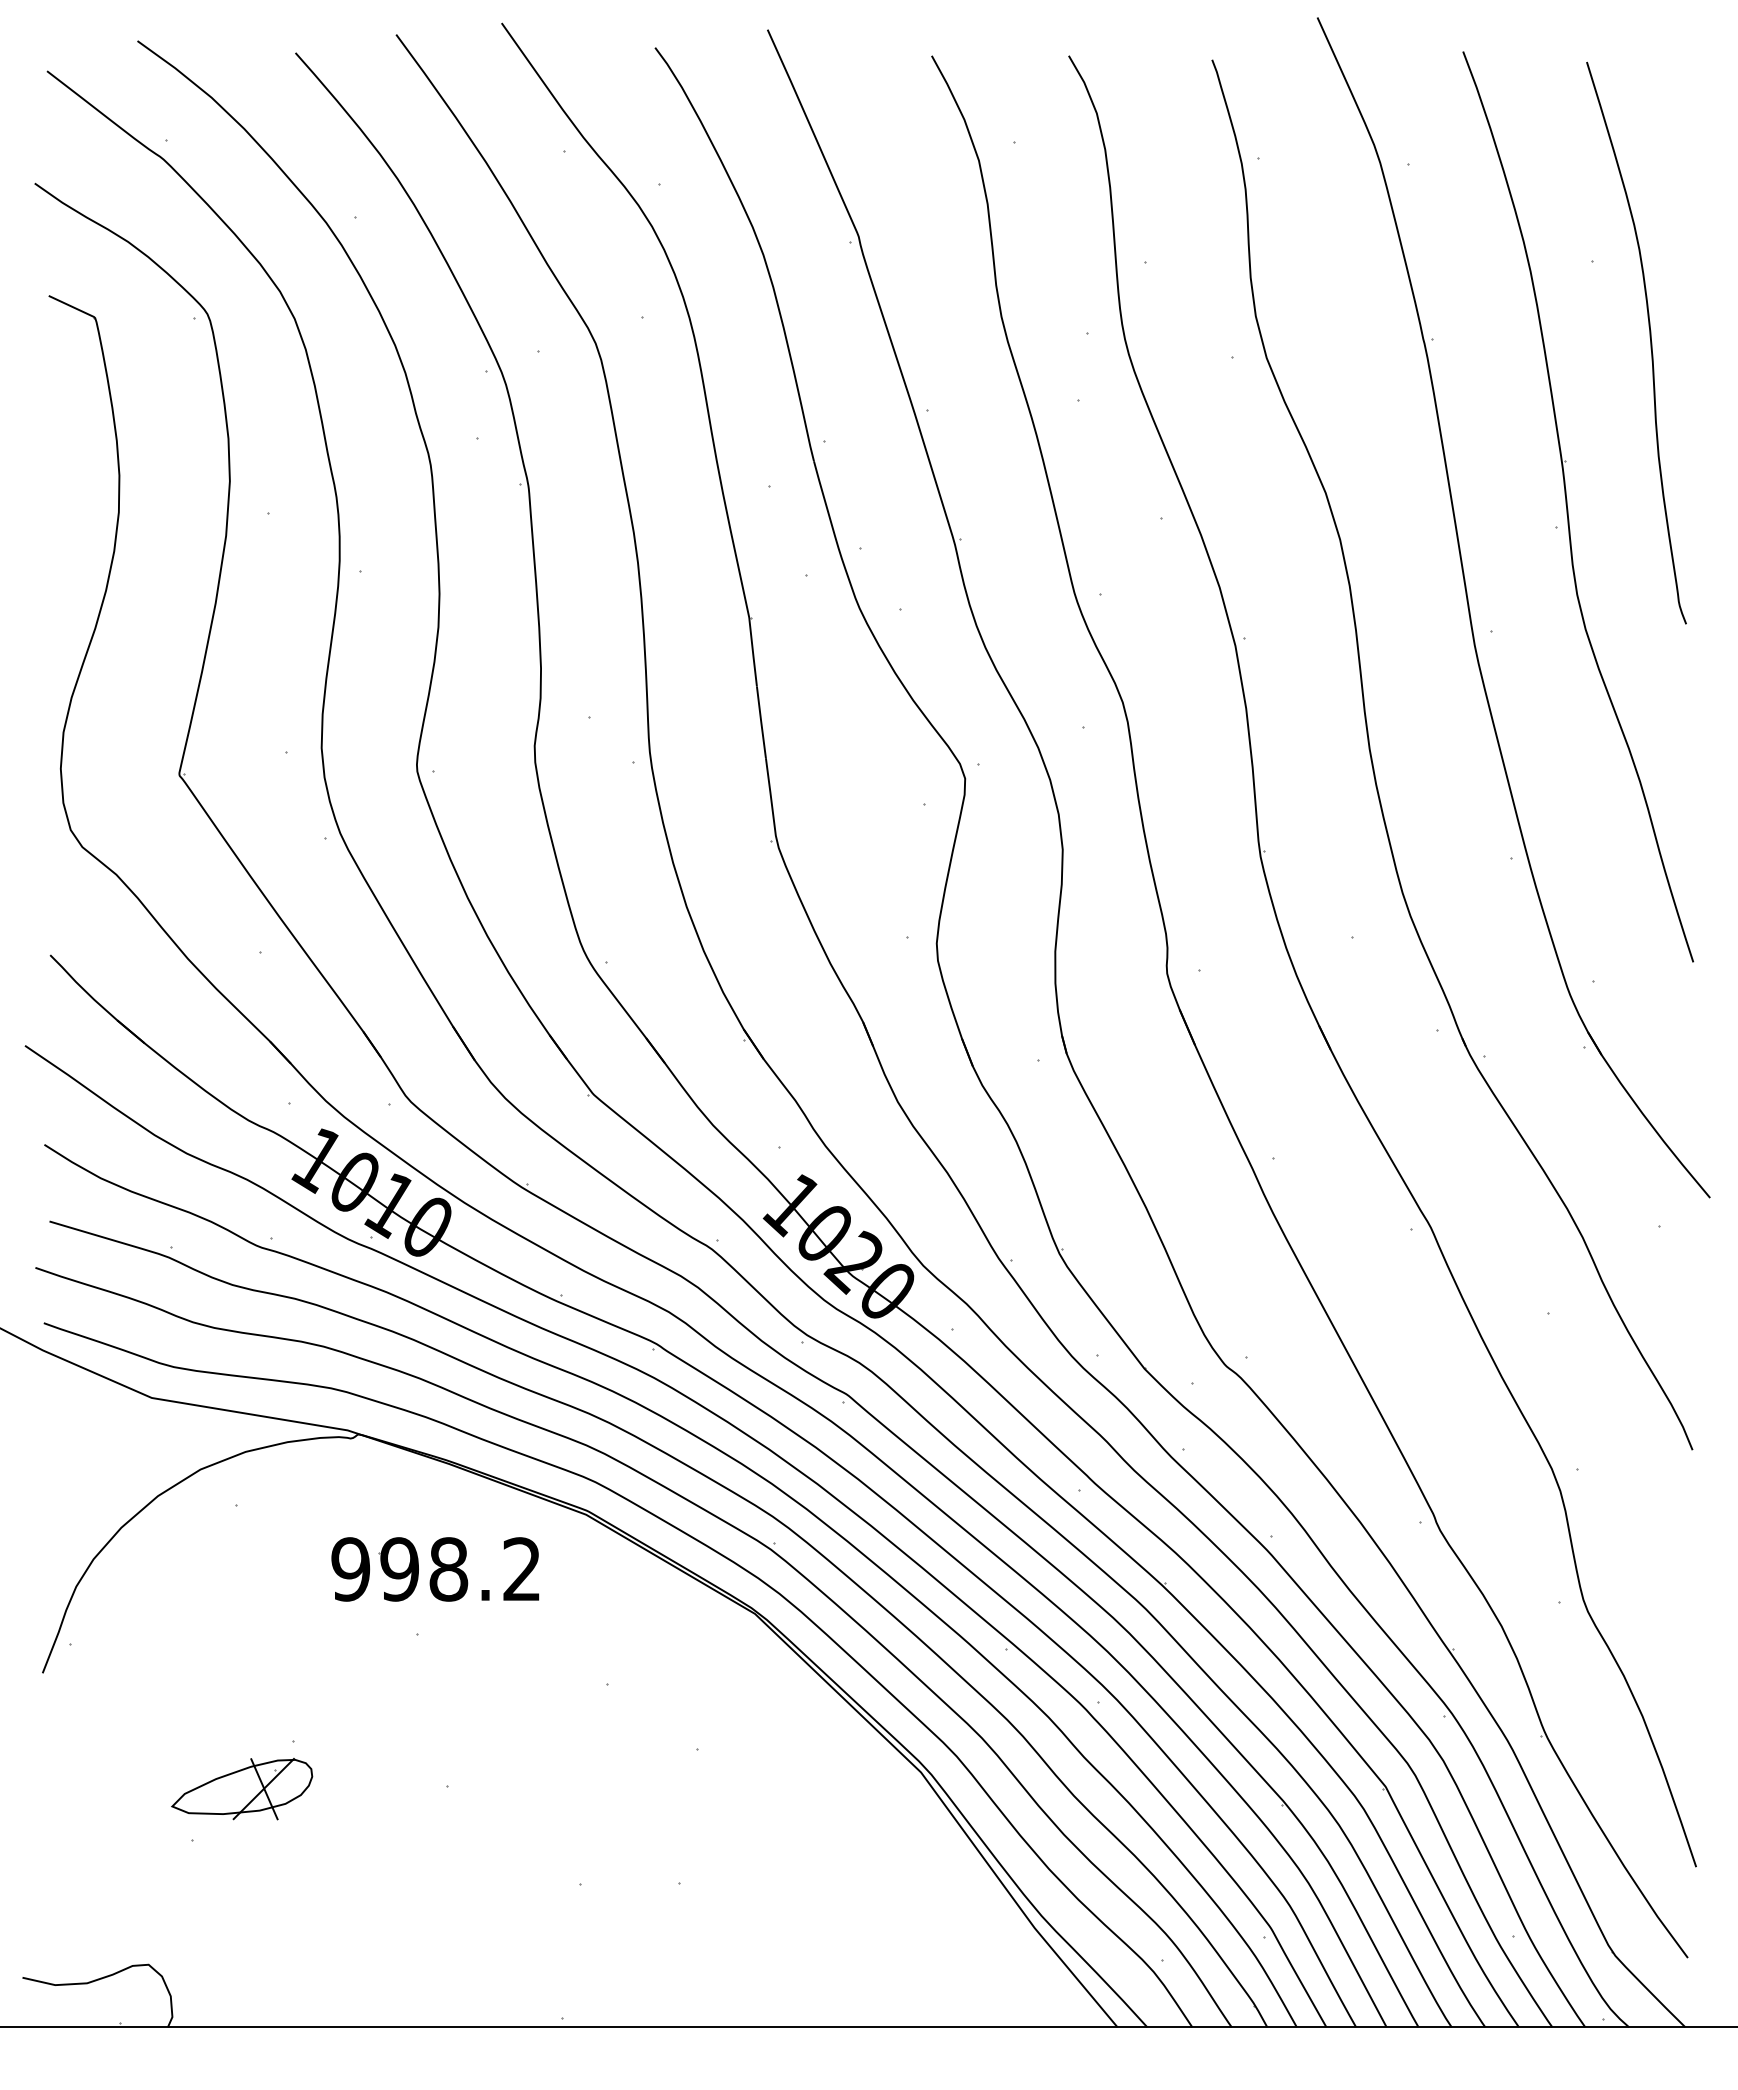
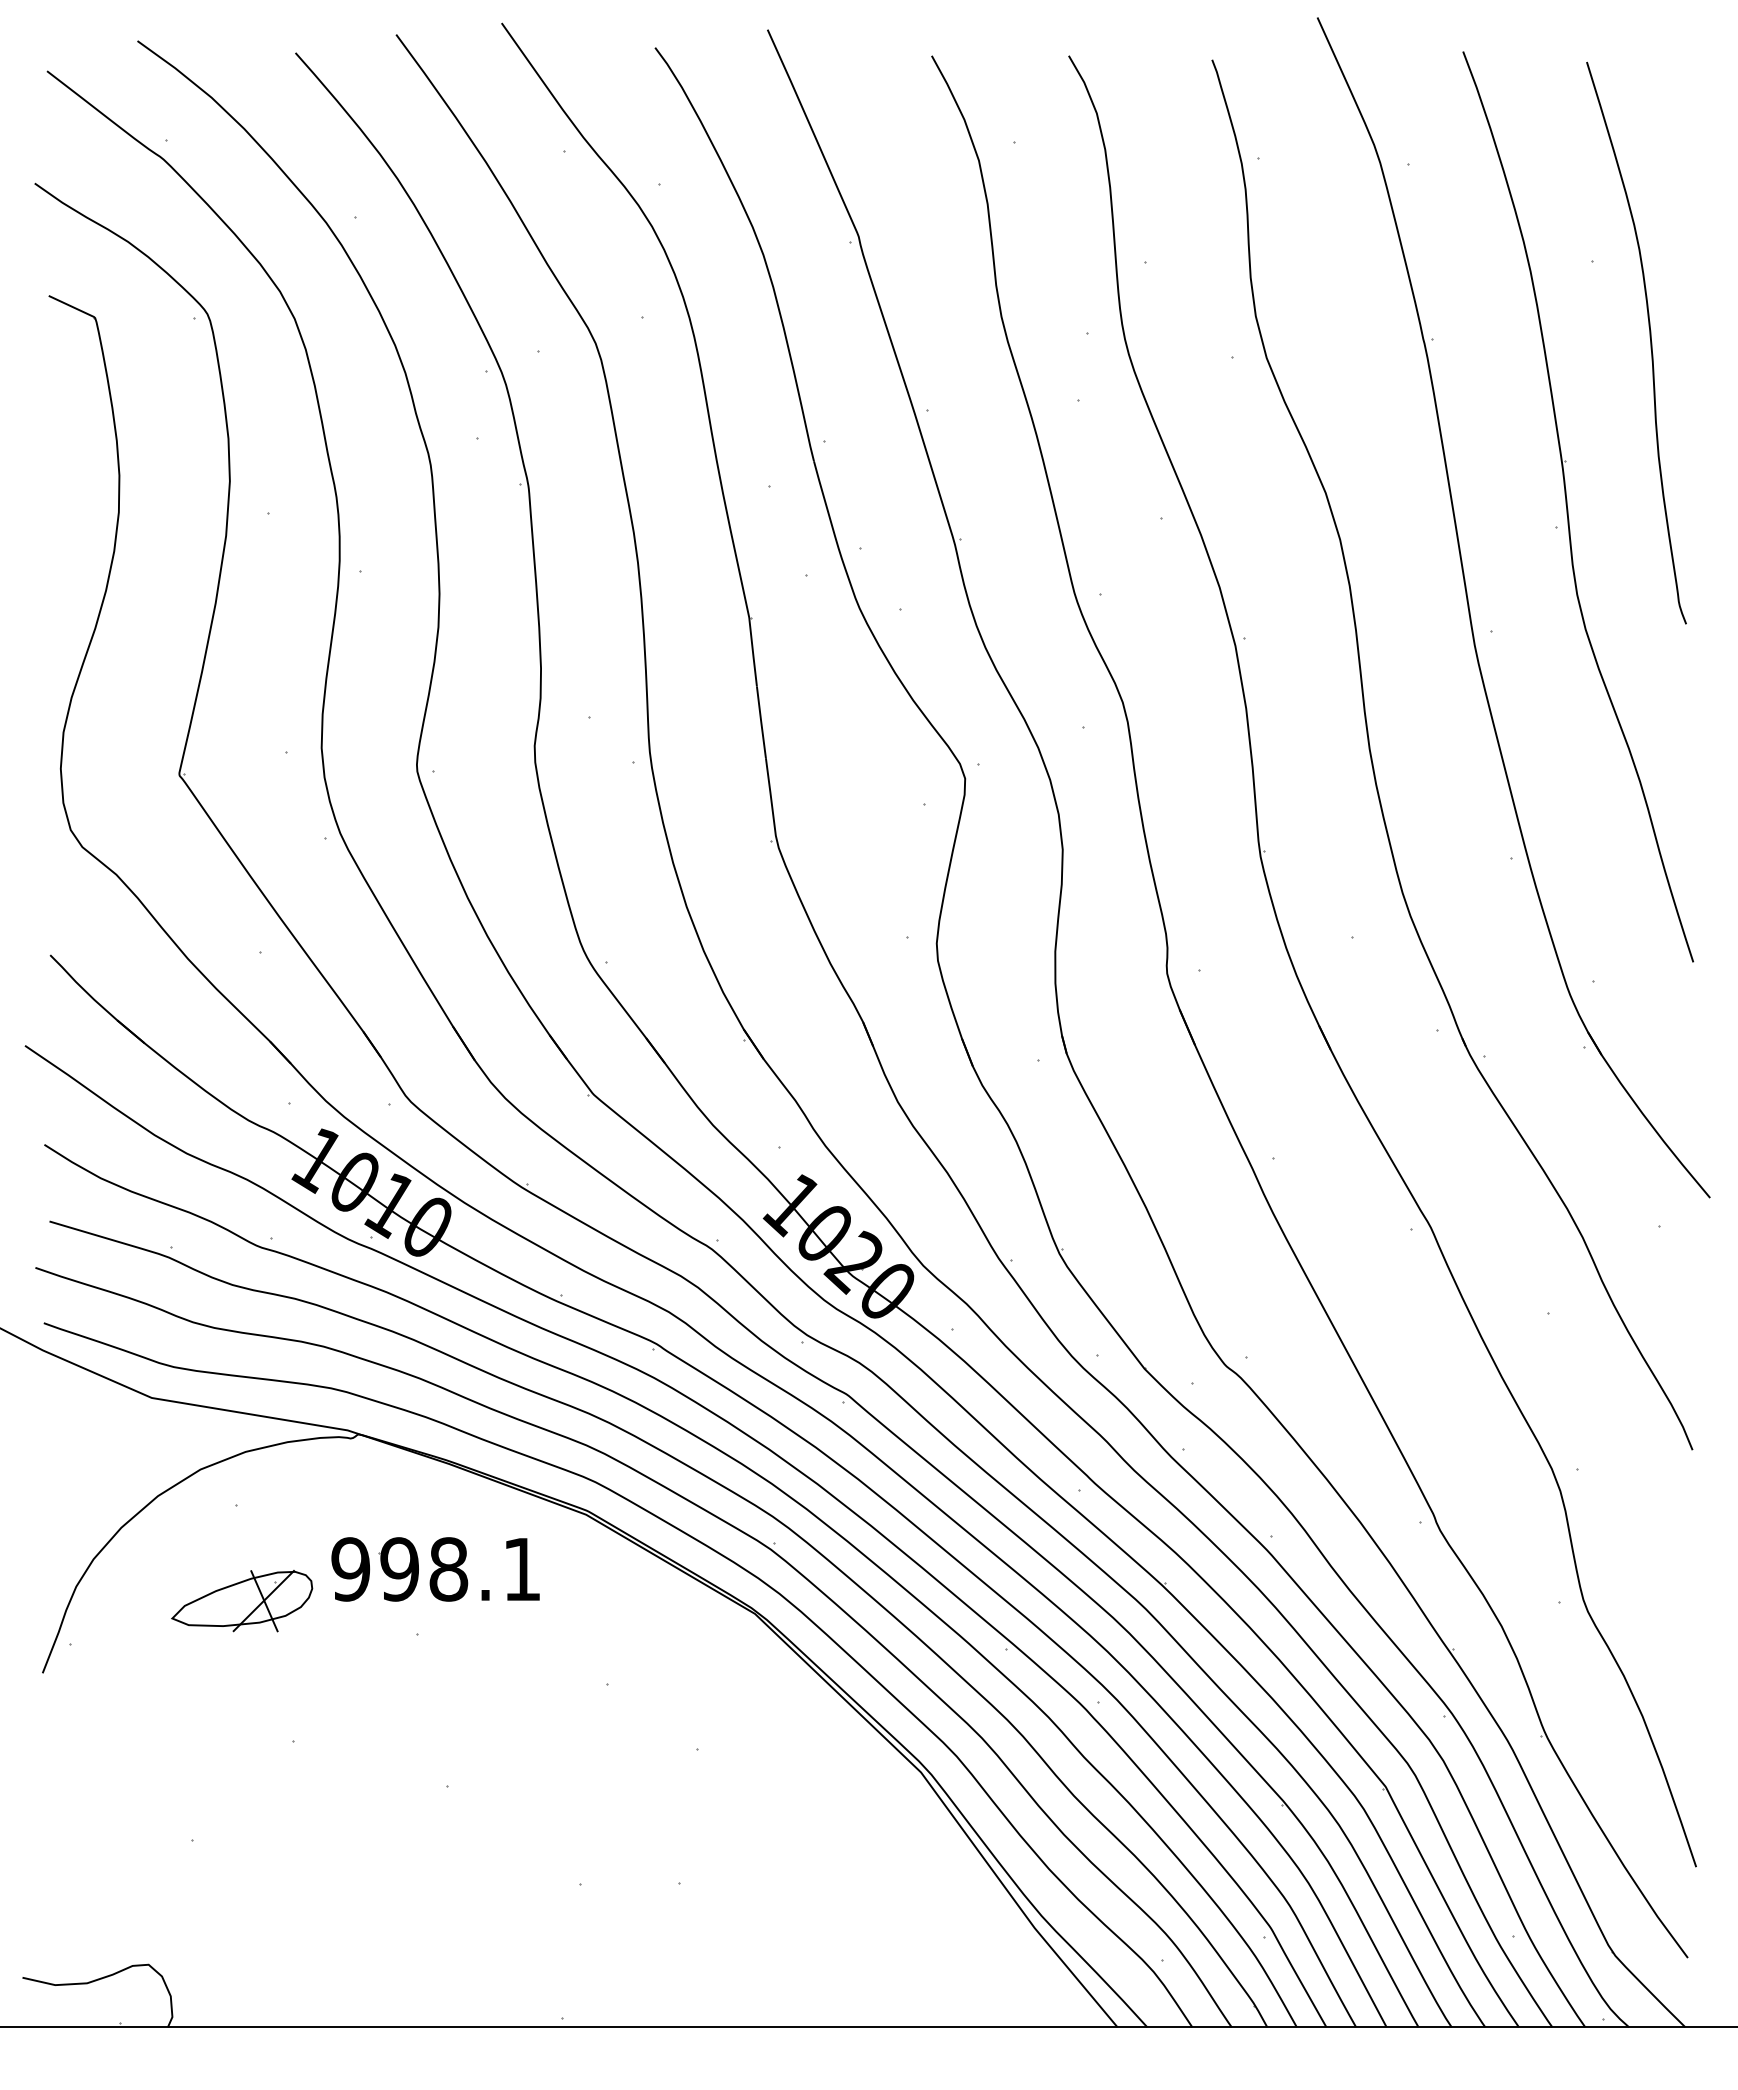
text: 998.2 -> 998.1 (521, 1568)
part position: (242, 1789) -> (242, 1601) (242, 1601)
